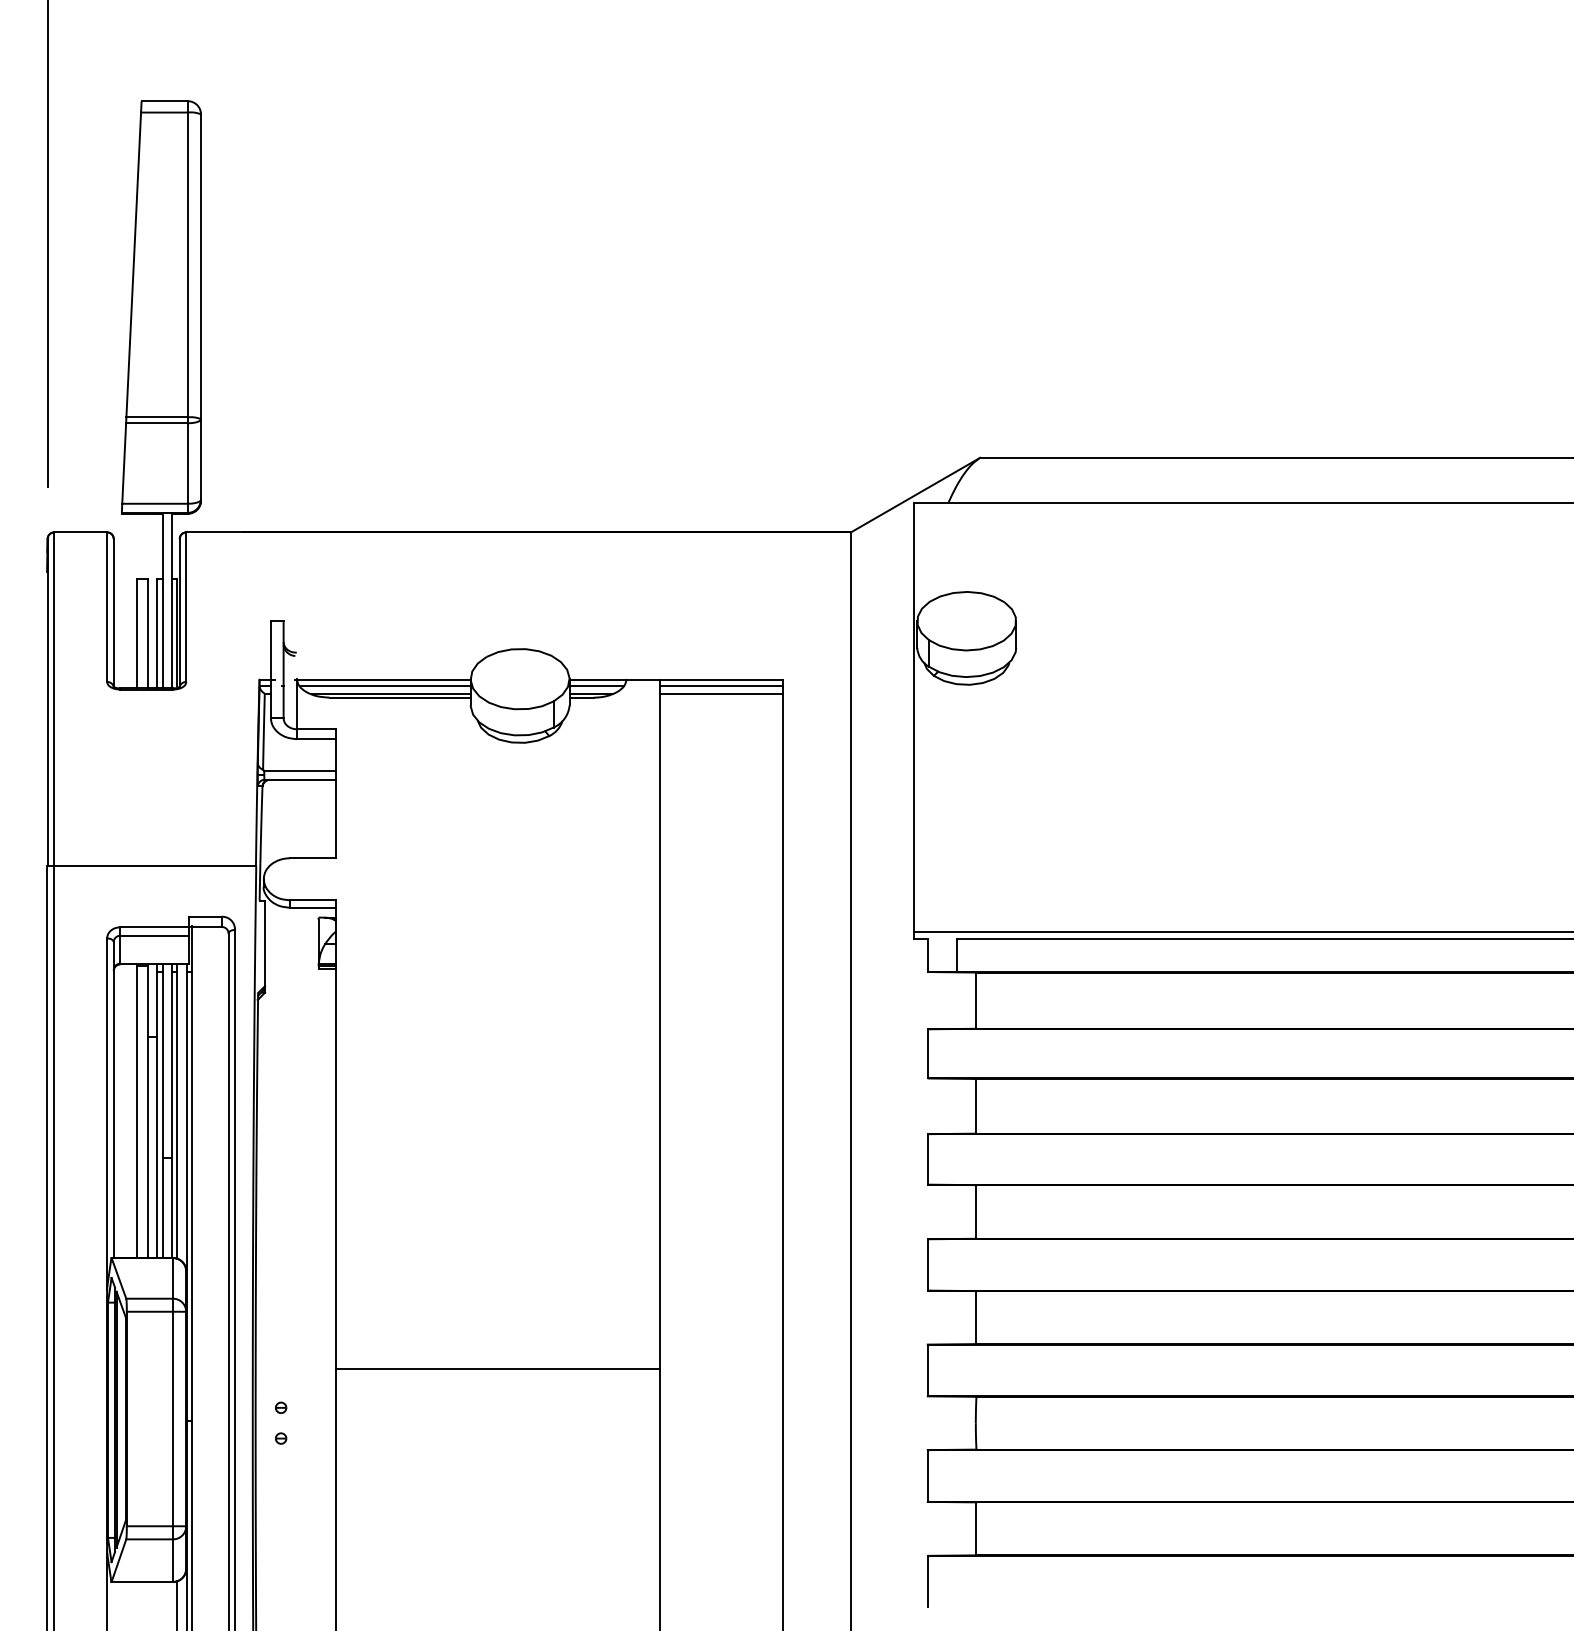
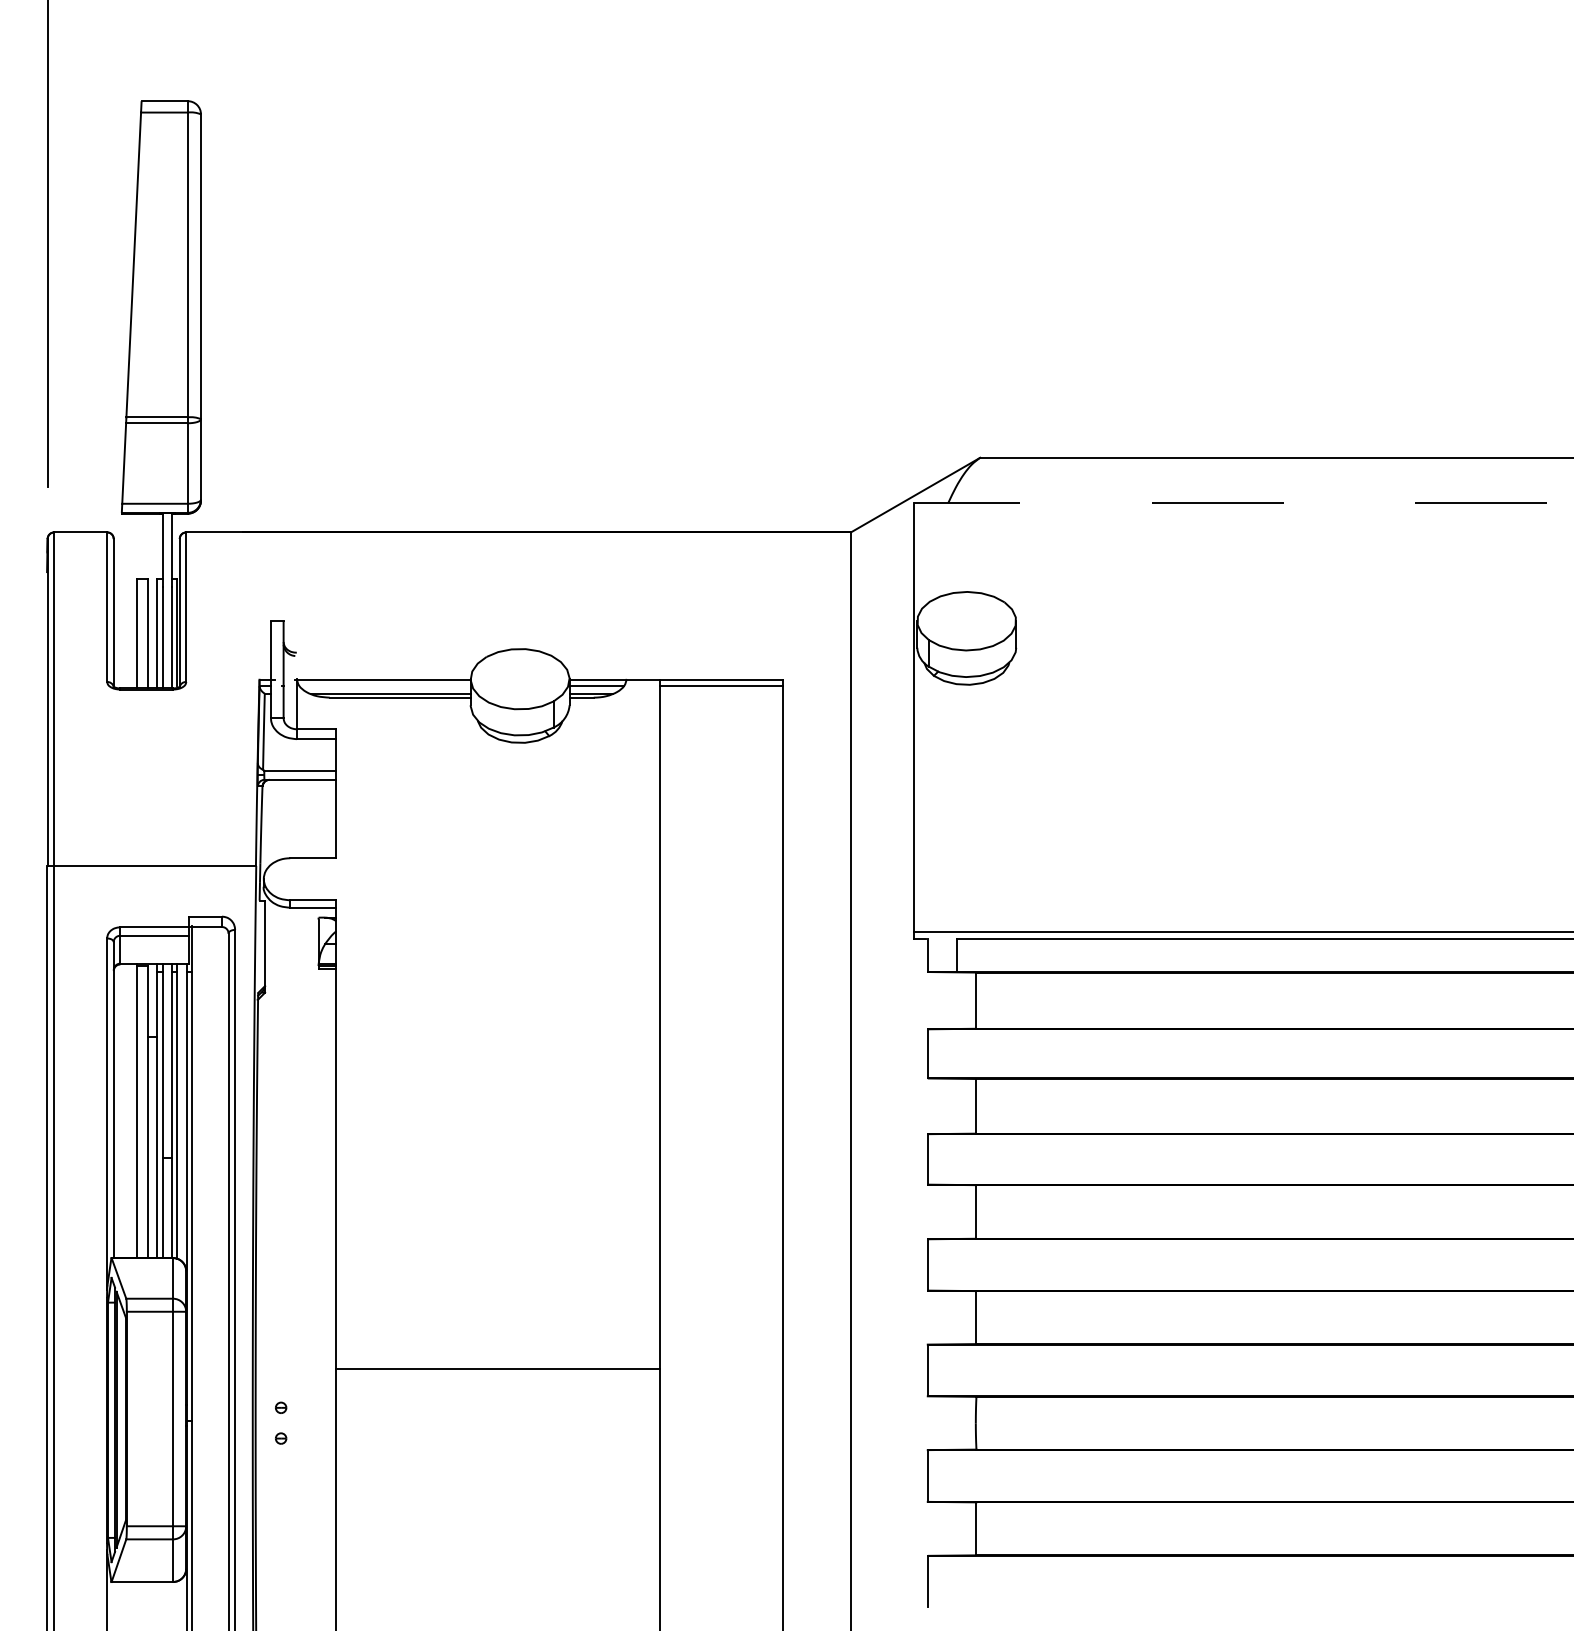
line: solid -> dashed (1243, 502)
line: present -> none (384, 686)
line: present -> none (720, 693)
line: present -> none (177, 1604)
